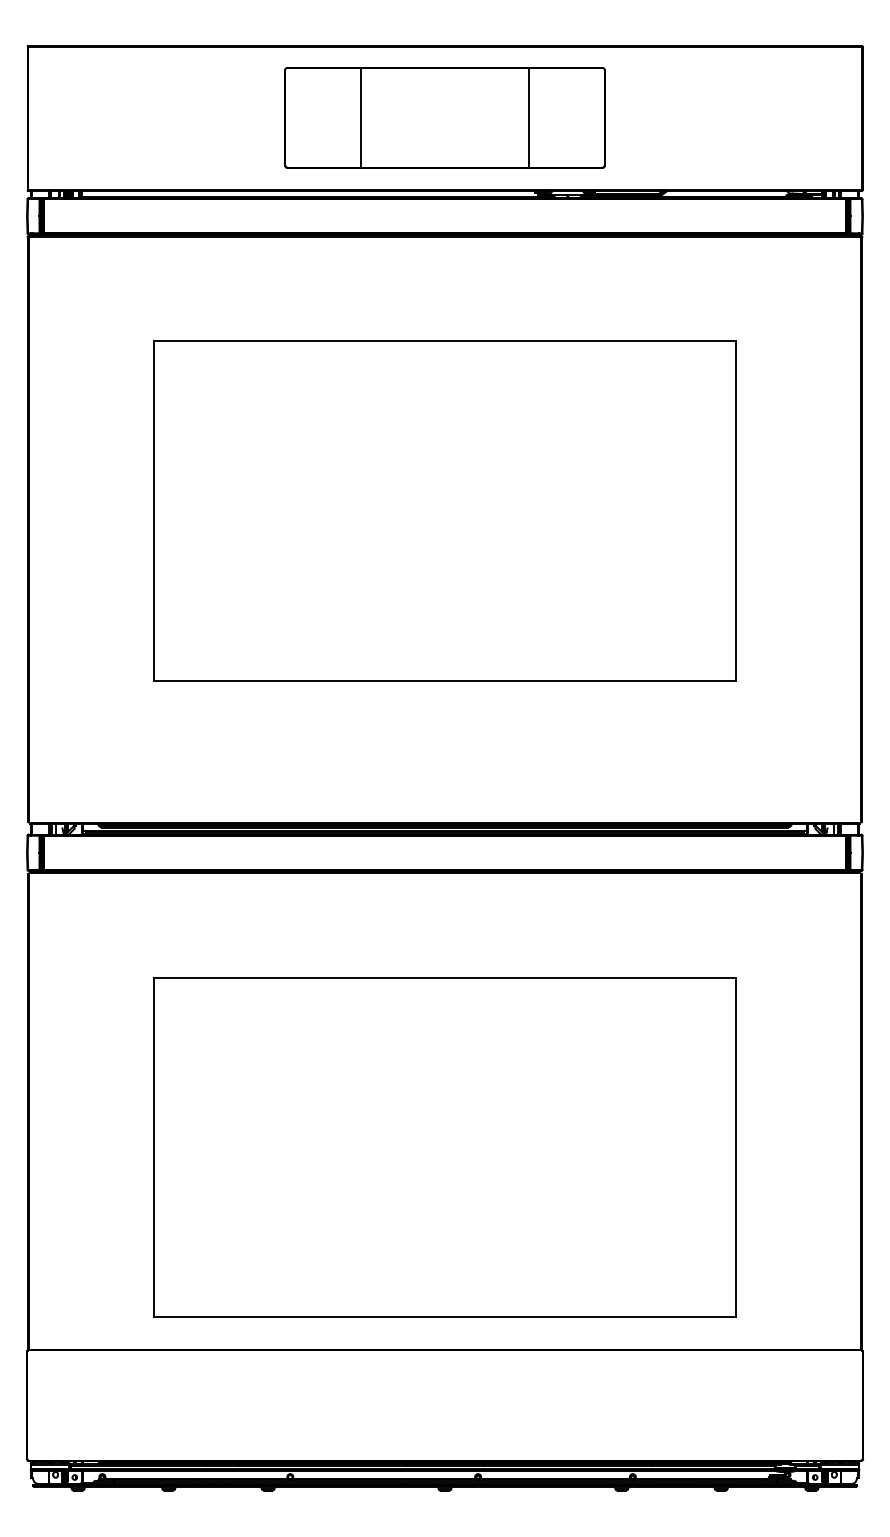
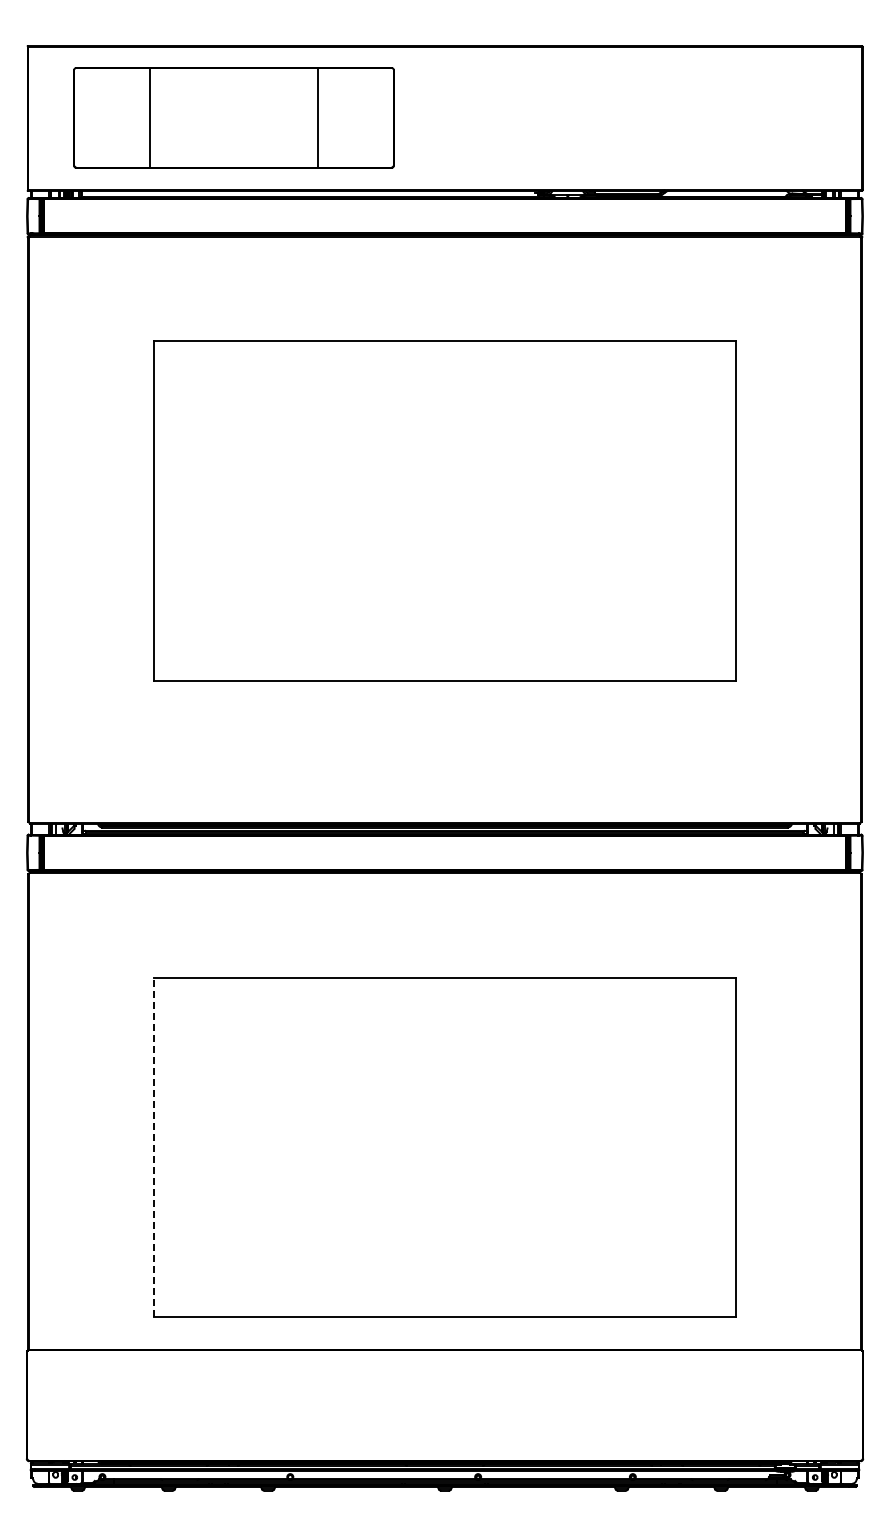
part position: (444, 117) -> (233, 117) (233, 117)
line: solid -> dashed (154, 1147)
